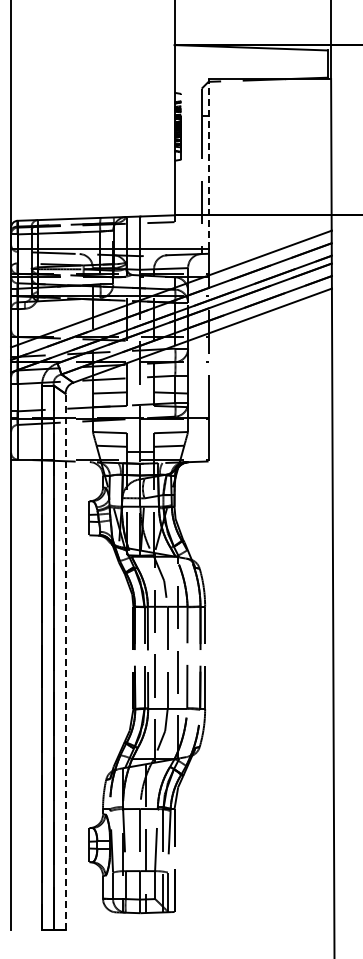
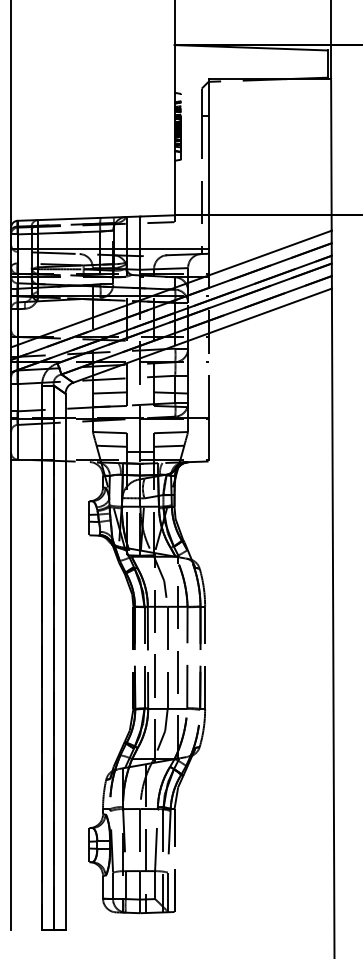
line: dashed -> solid (208, 163)
line: dashed -> solid (65, 661)
